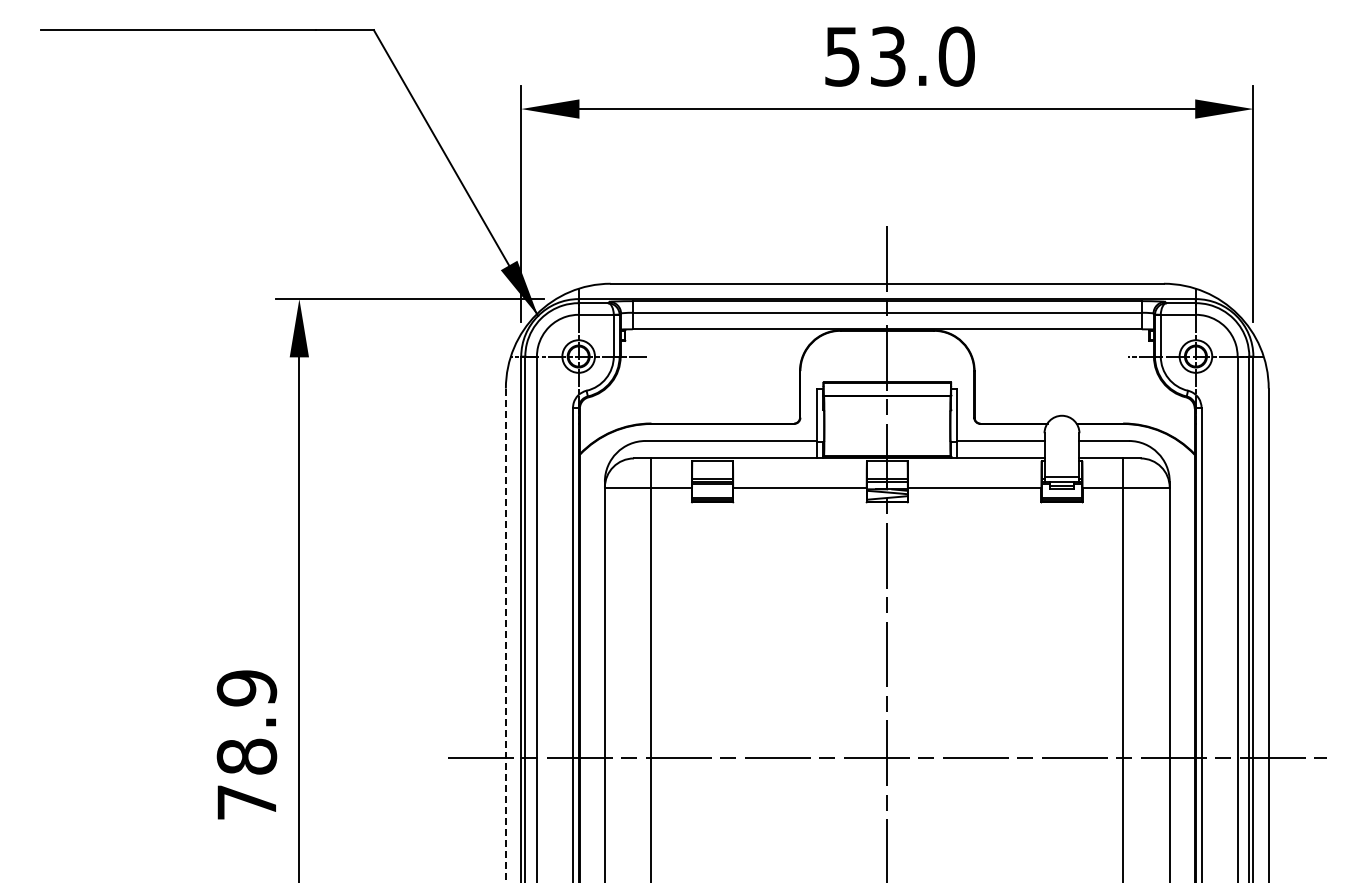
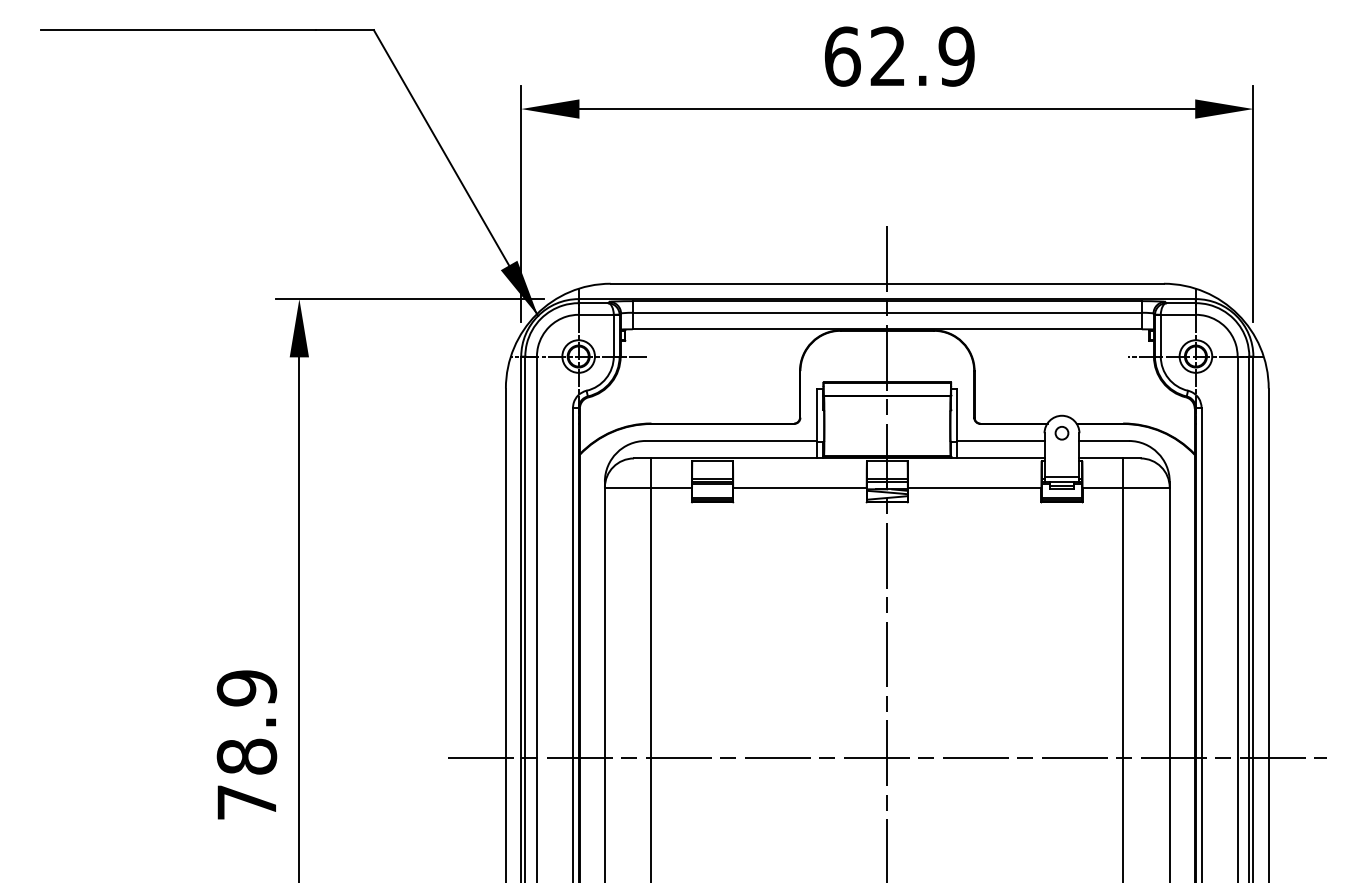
text: 53.0 -> 62.9 (899, 56)
circle: none -> present (1061, 433)
line: dashed -> solid (505, 635)
